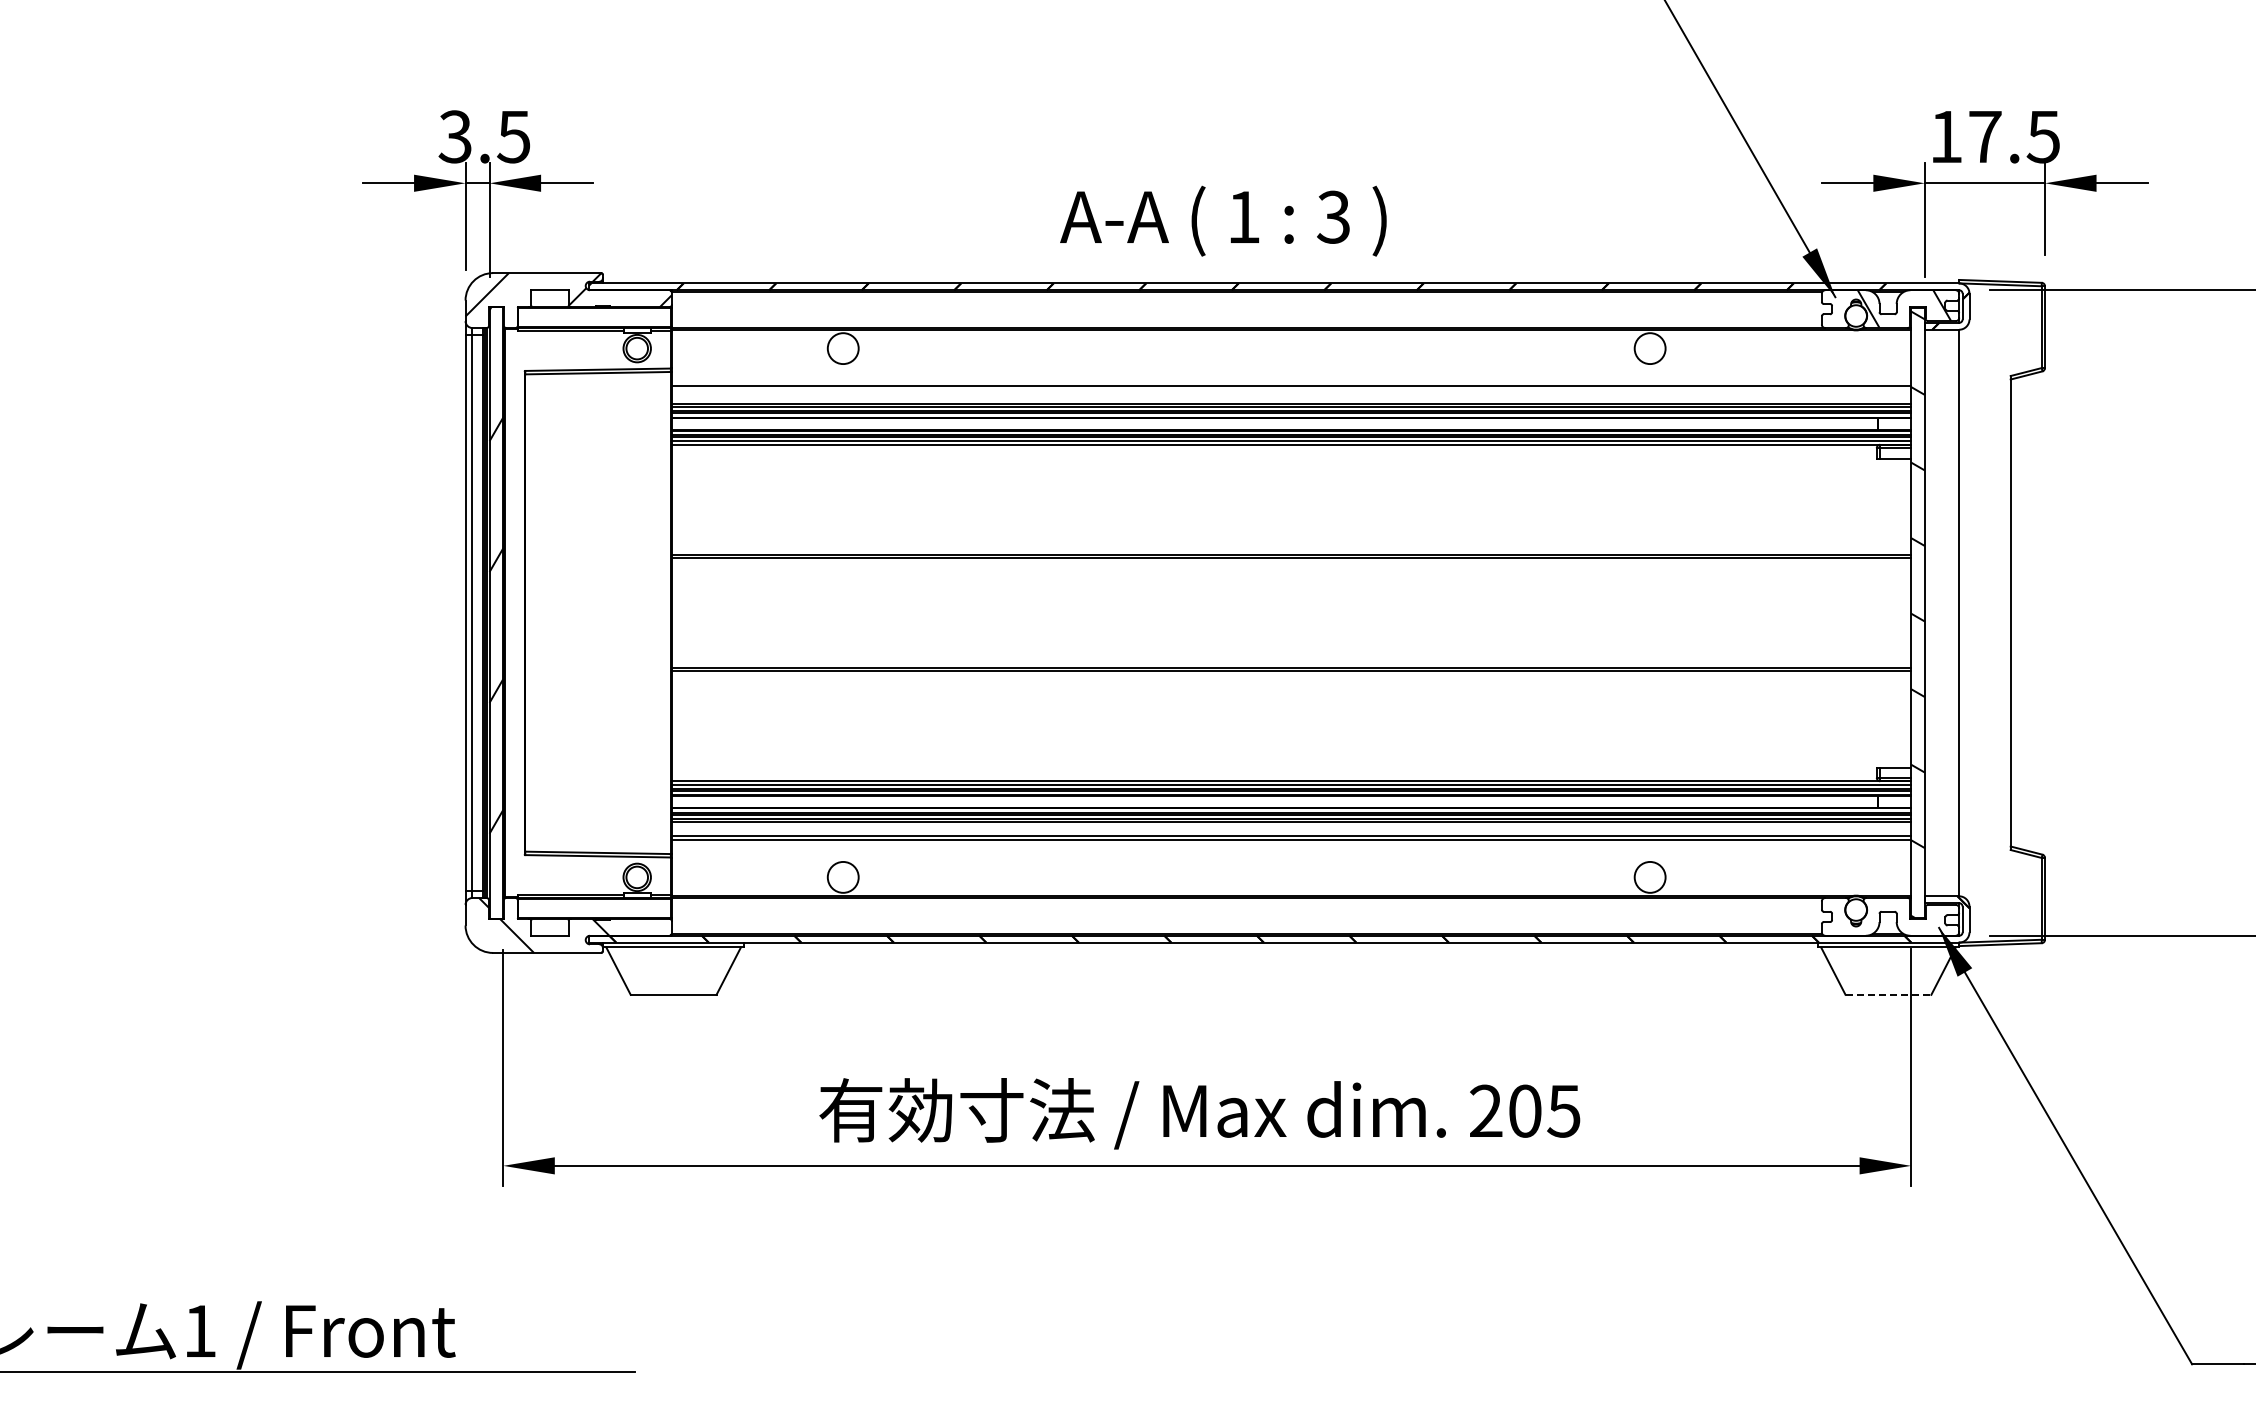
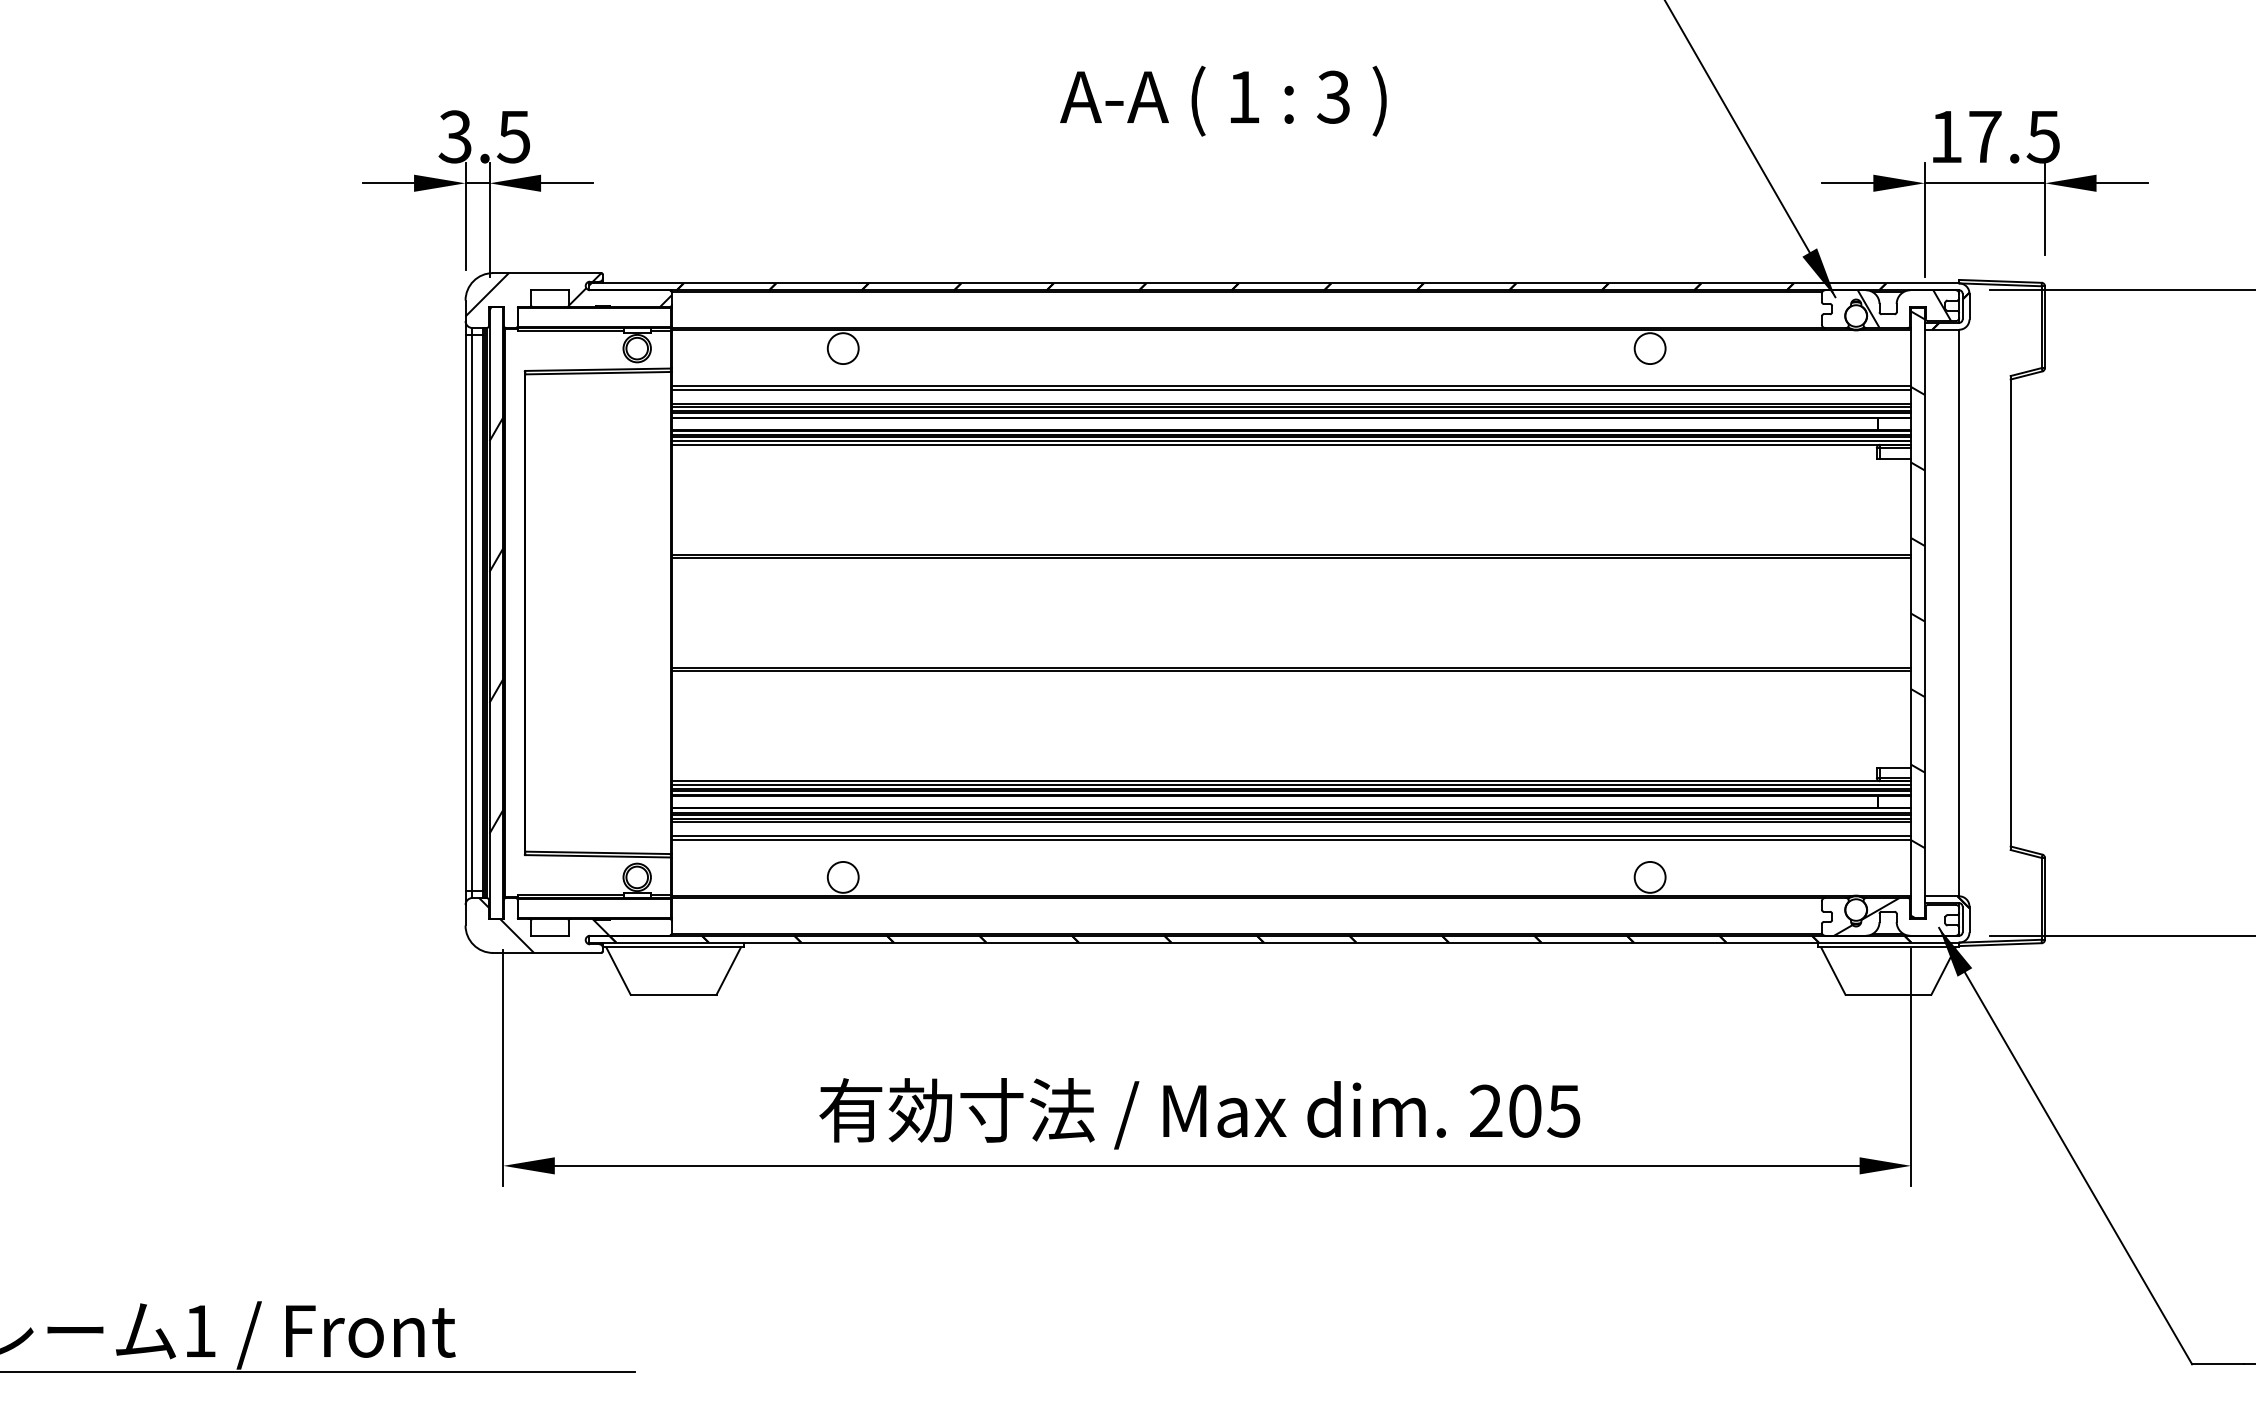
text position: (1223, 220) -> (1223, 100) (1223, 100)
line: none -> present (1291, 389)
hatch: none -> present (1866, 916)
line: dashed -> solid (1888, 994)
